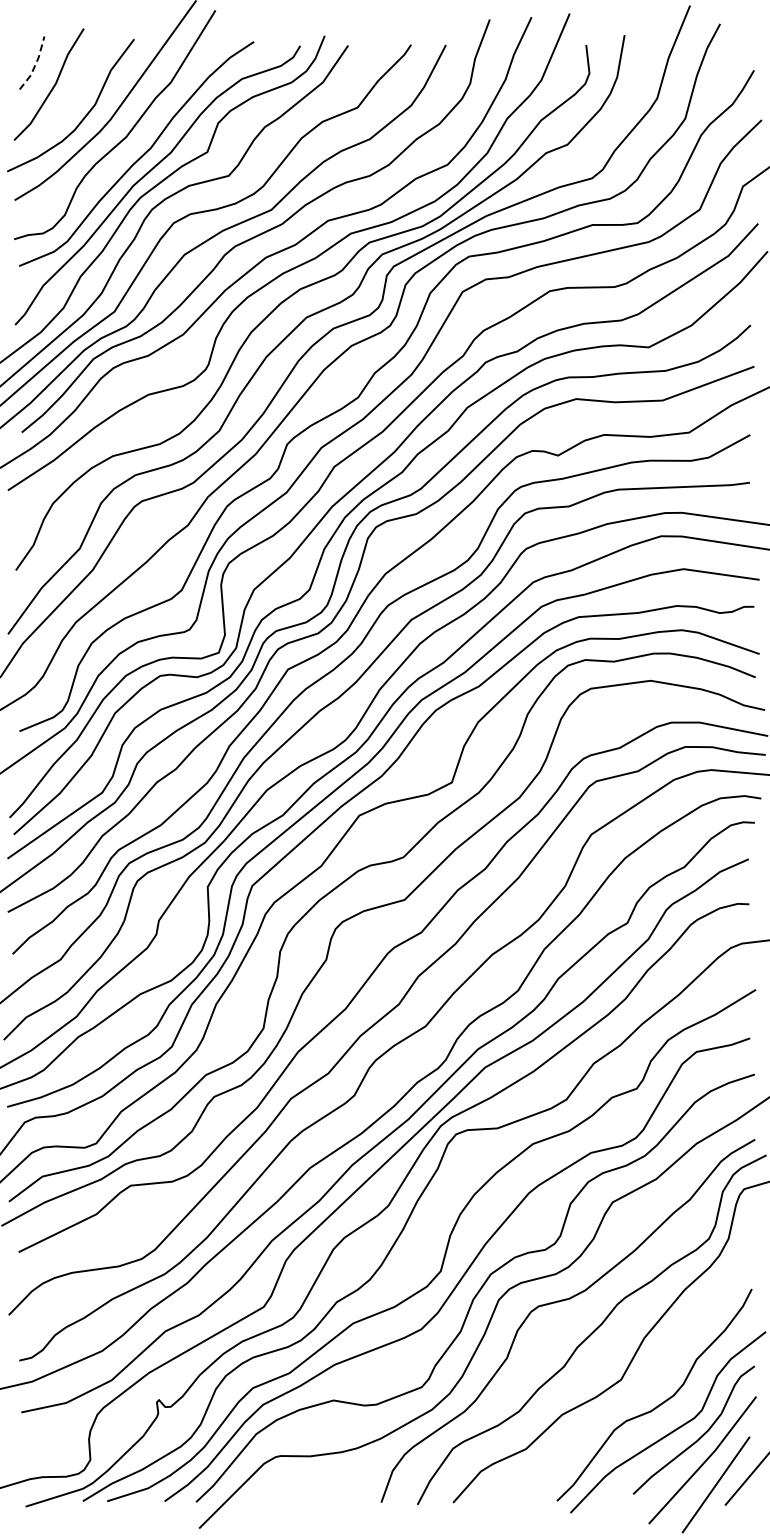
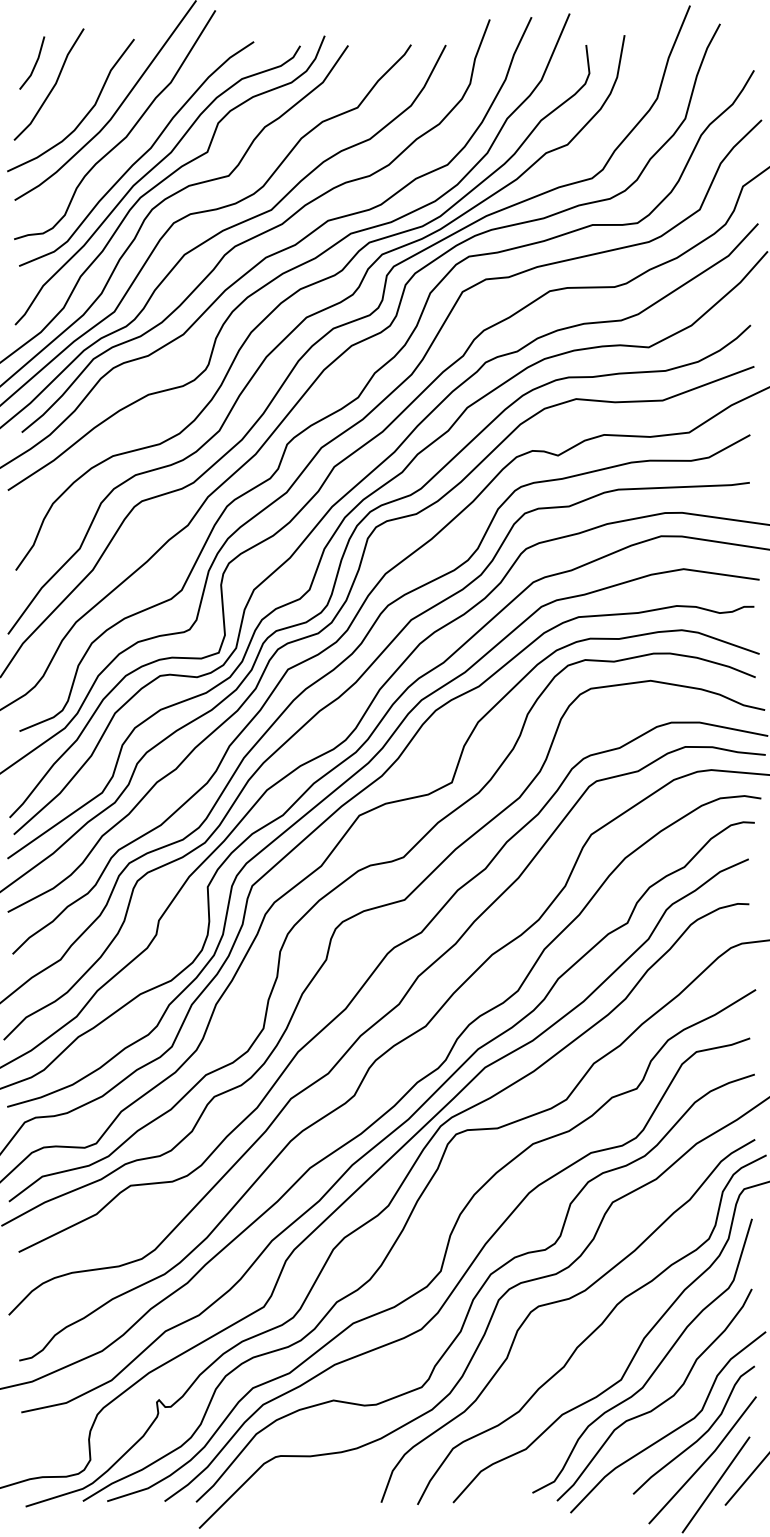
line: dashed -> solid (35, 64)
curve: none -> present (657, 1365)
